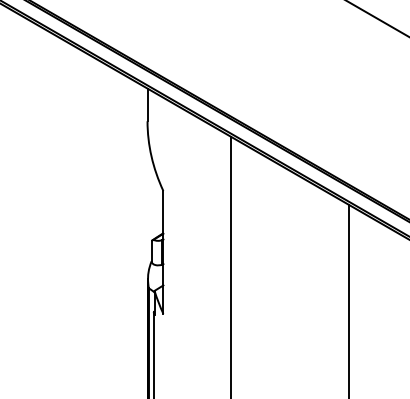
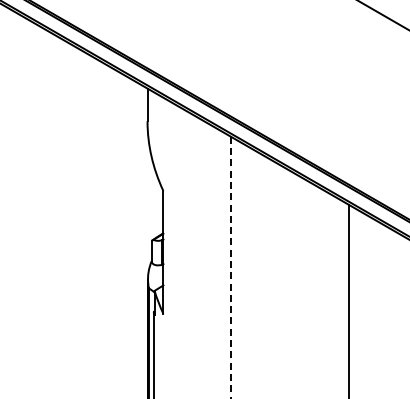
line position: (377, 18) -> (383, 15) (383, 15)
line: solid -> dashed (230, 267)
